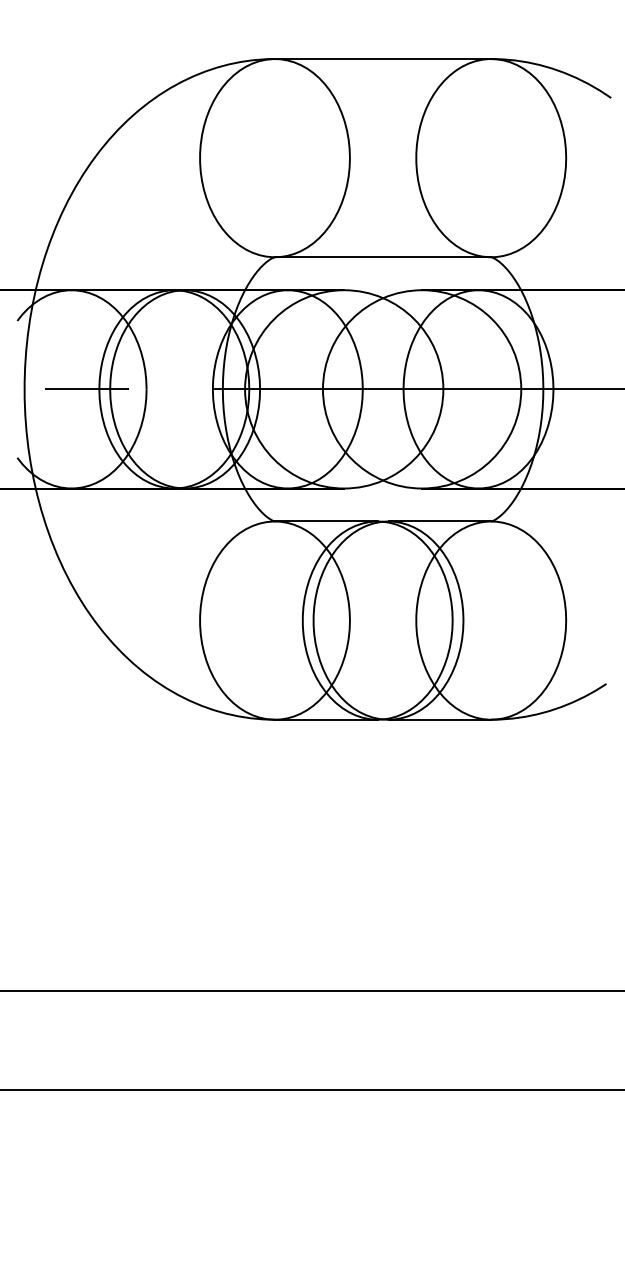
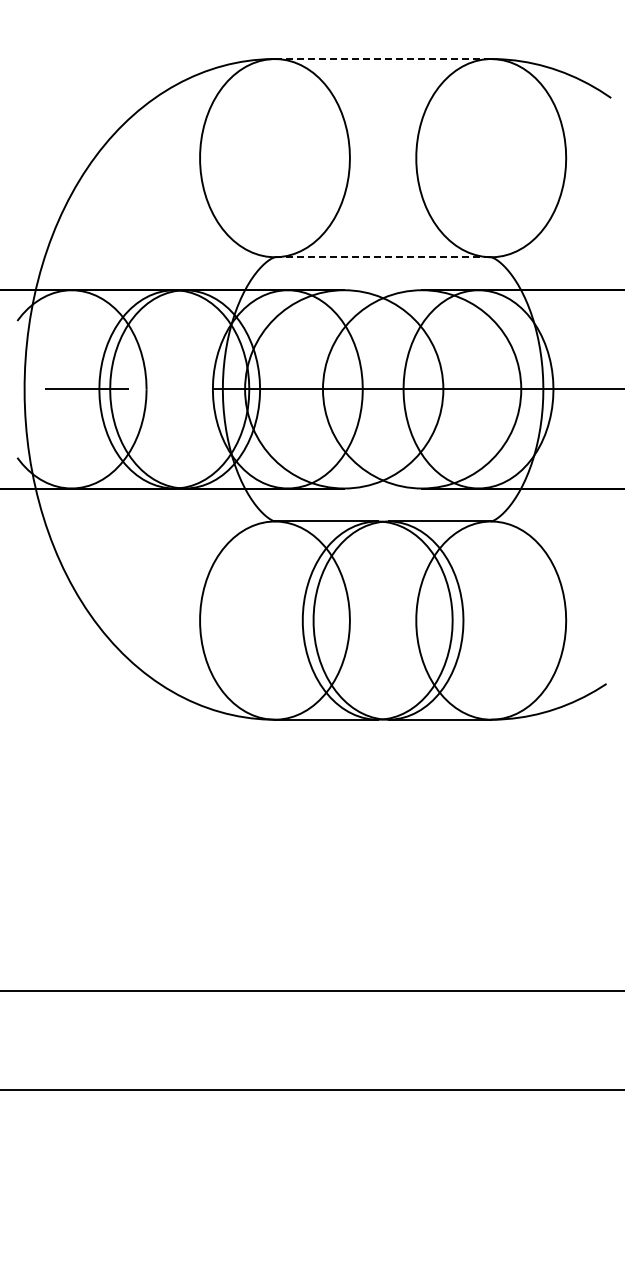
line: solid -> dashed (382, 59)
line: solid -> dashed (383, 257)
